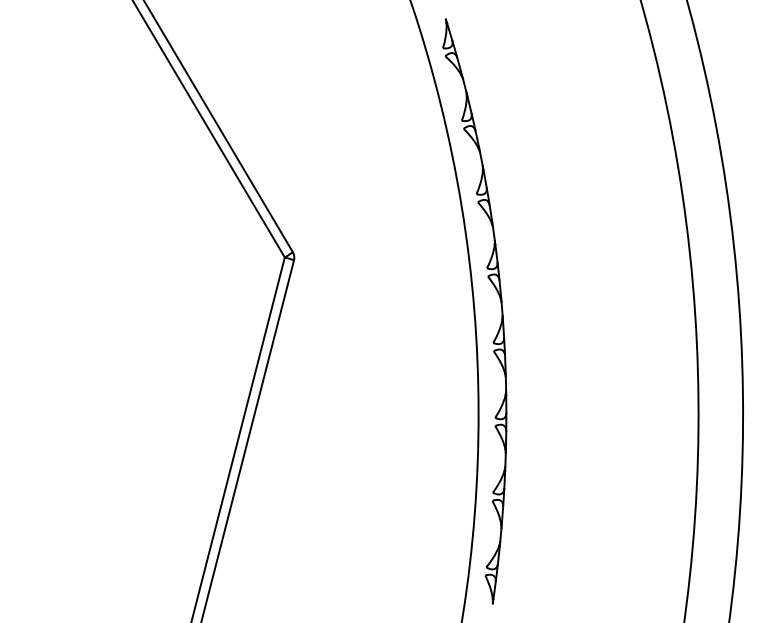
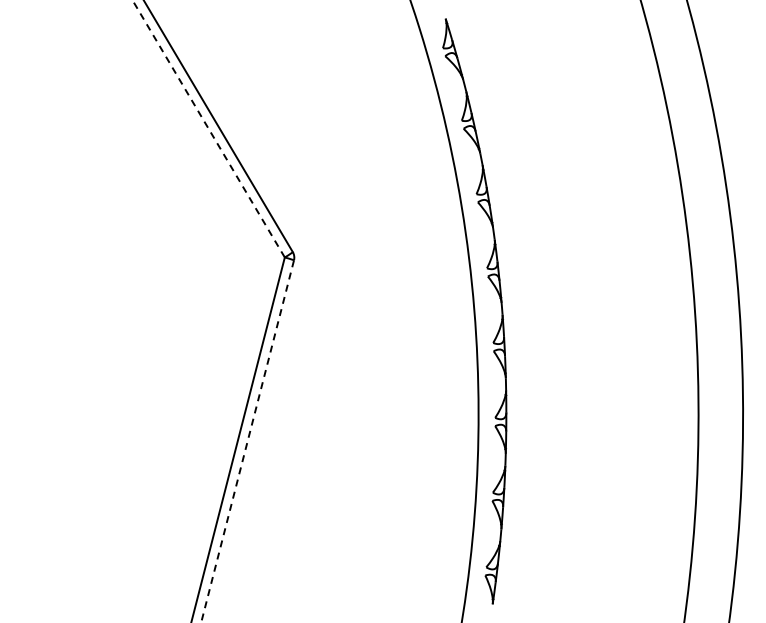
line: solid -> dashed (208, 128)
line: solid -> dashed (247, 441)
